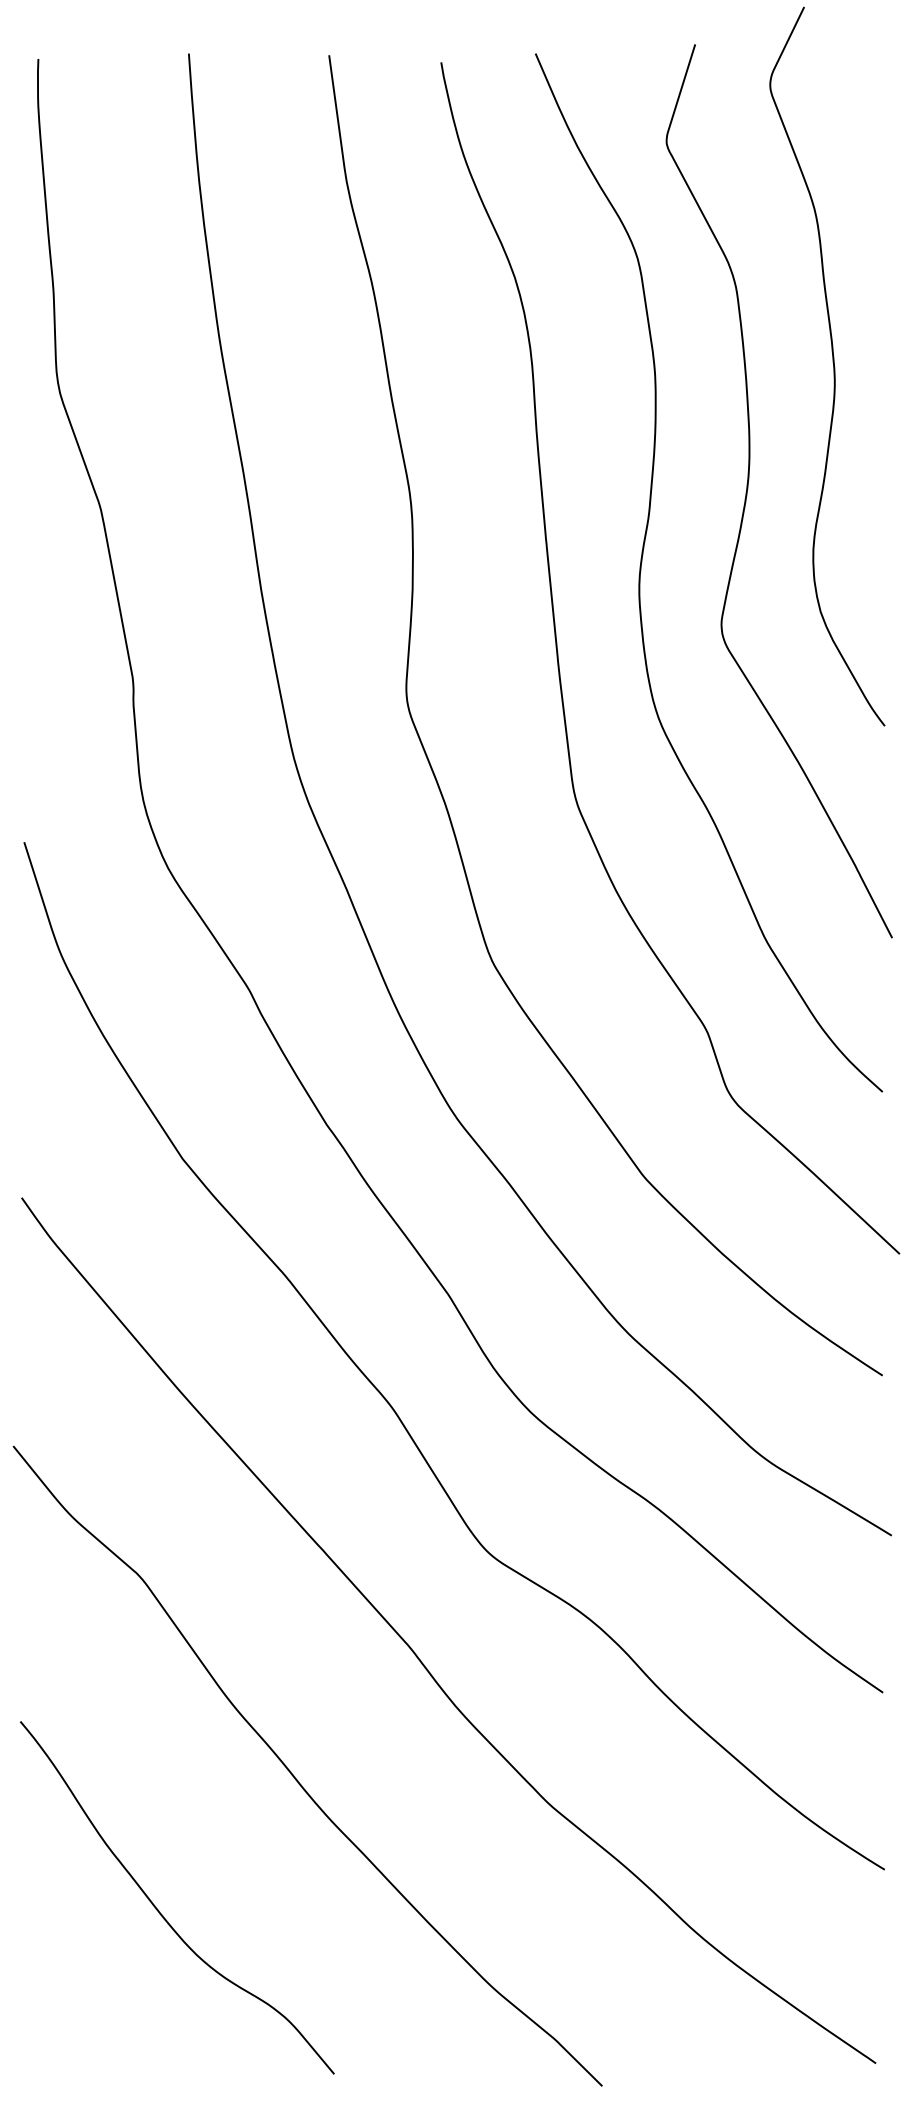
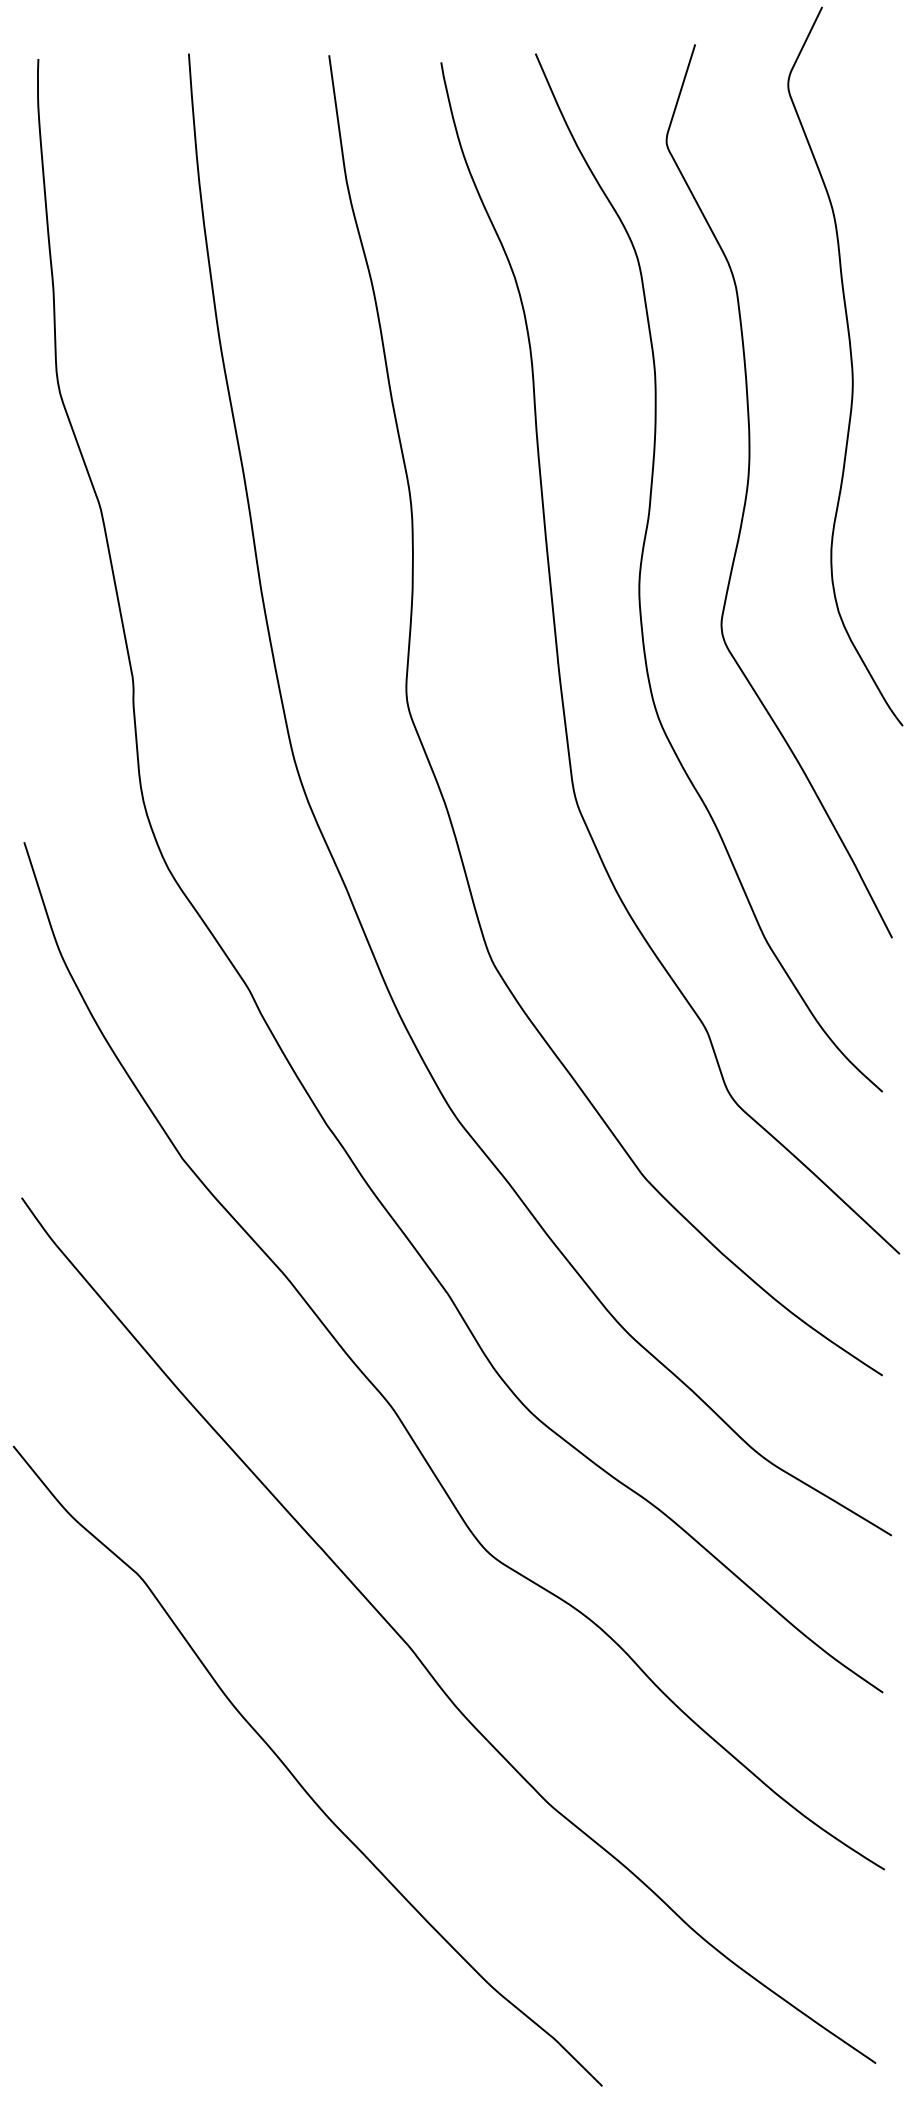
curve position: (833, 366) -> (851, 366) (851, 366)
curve: present -> none (159, 1910)
